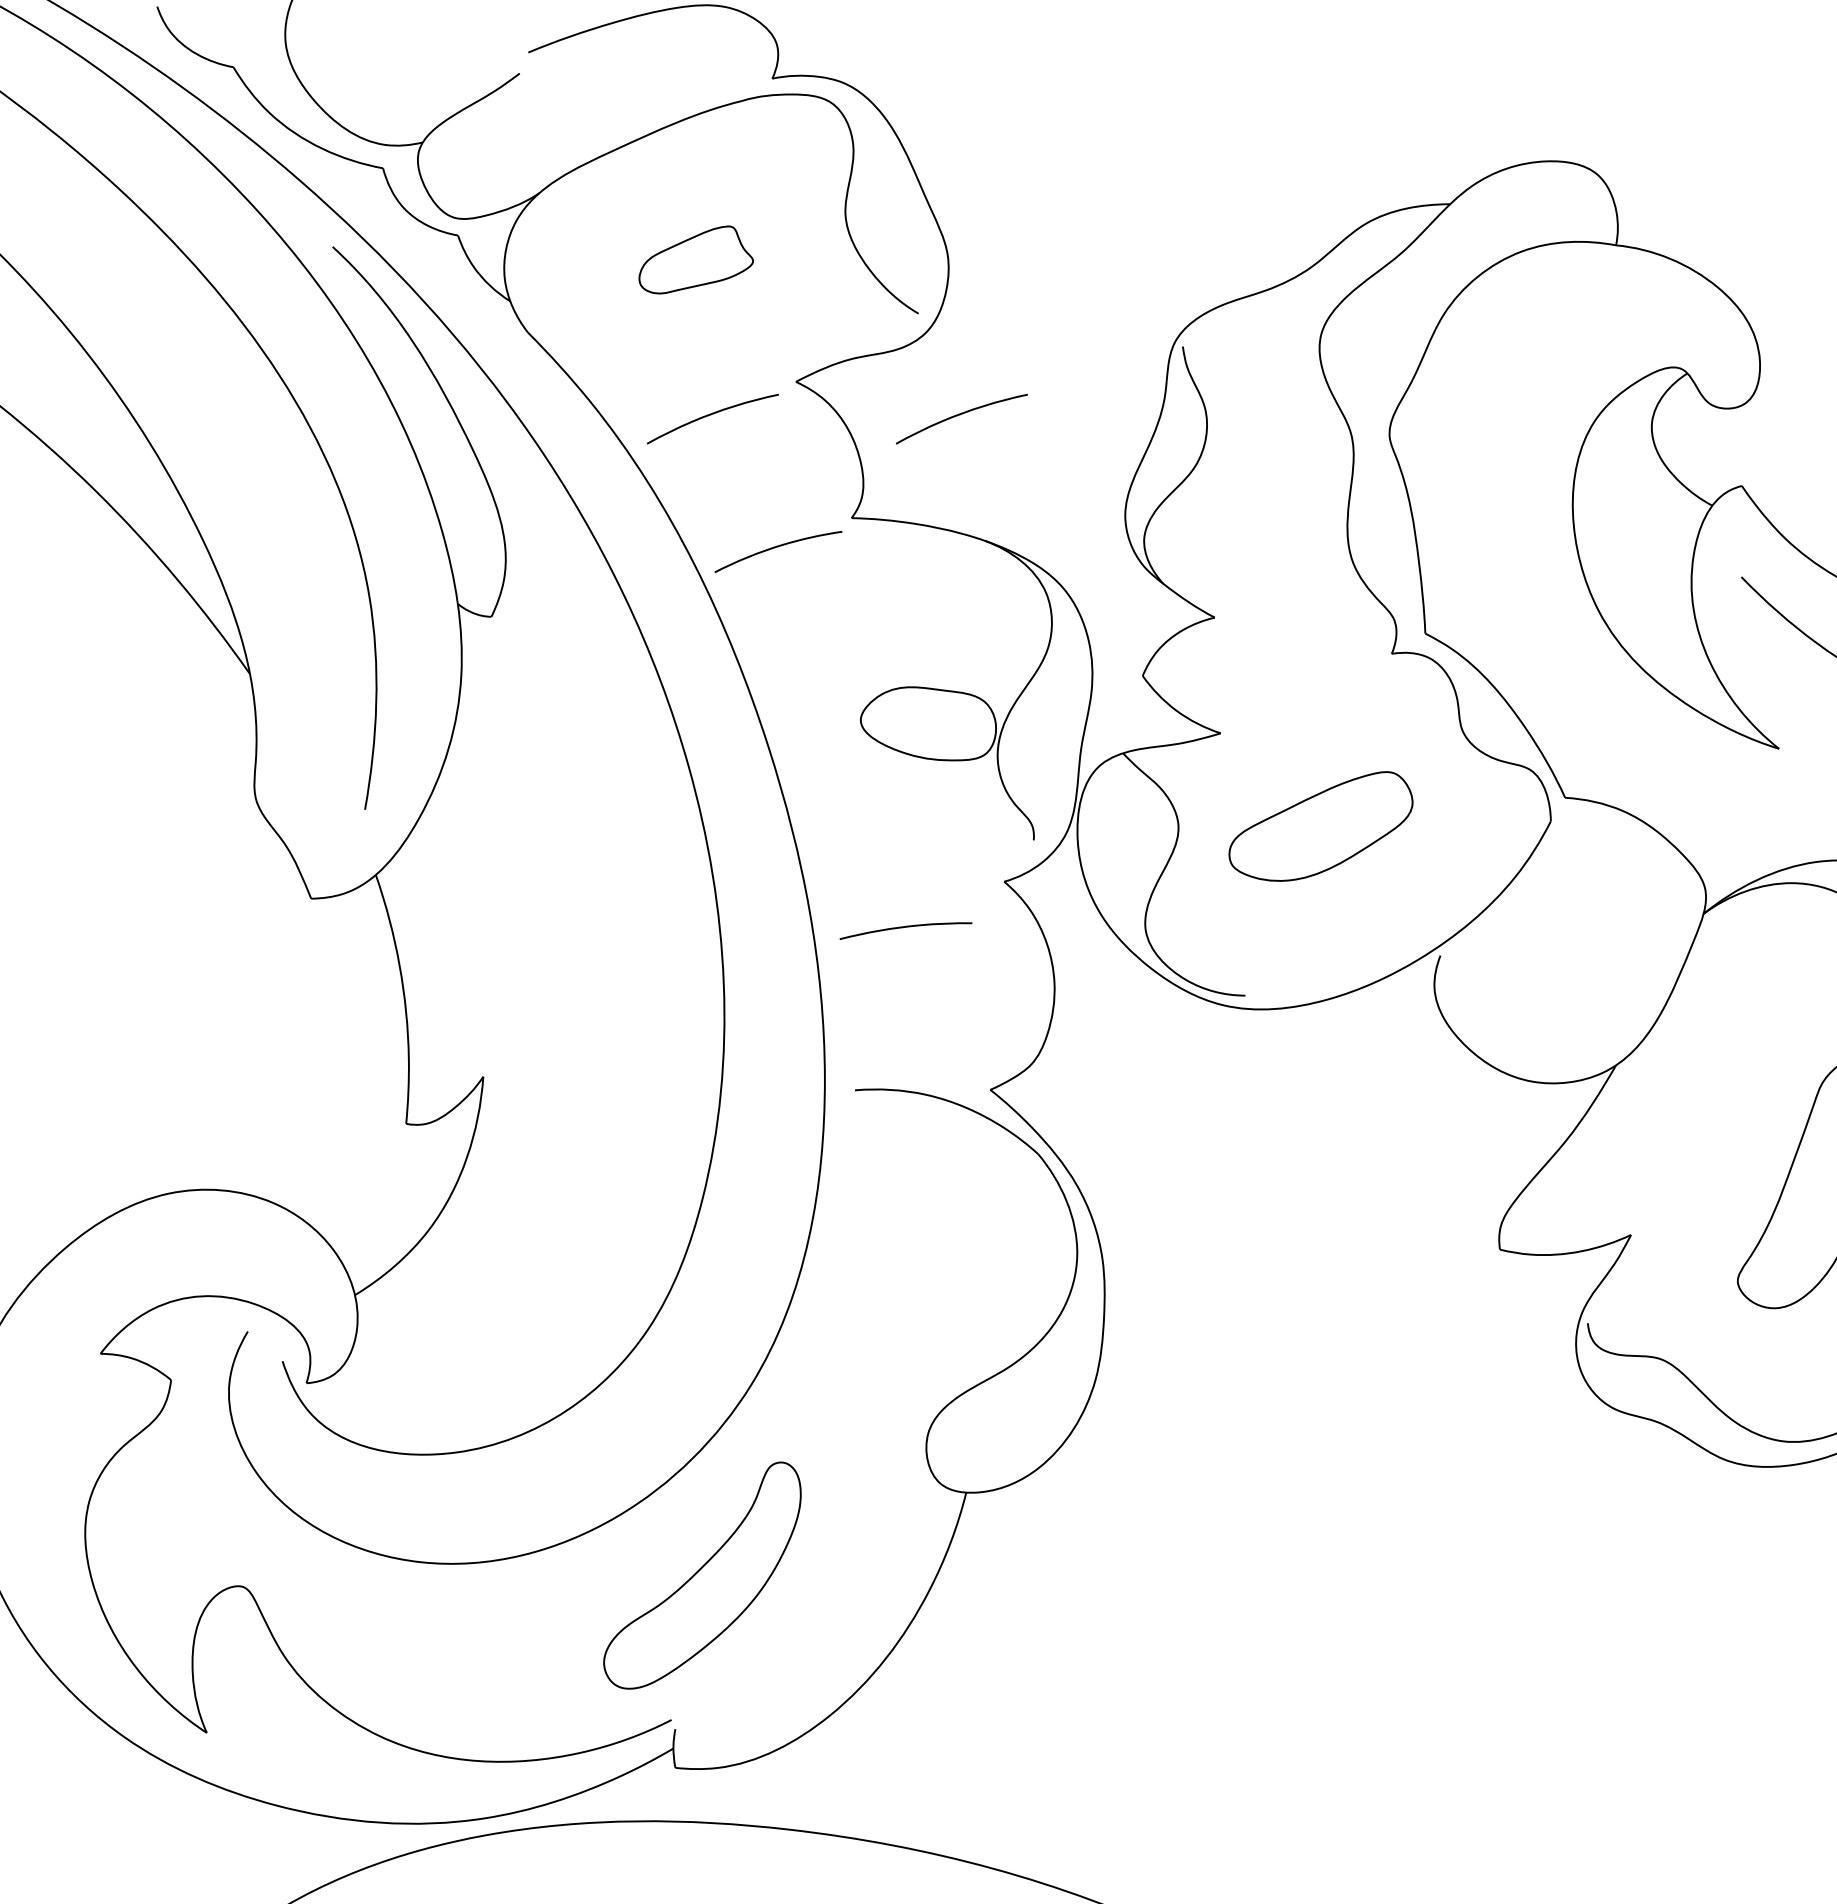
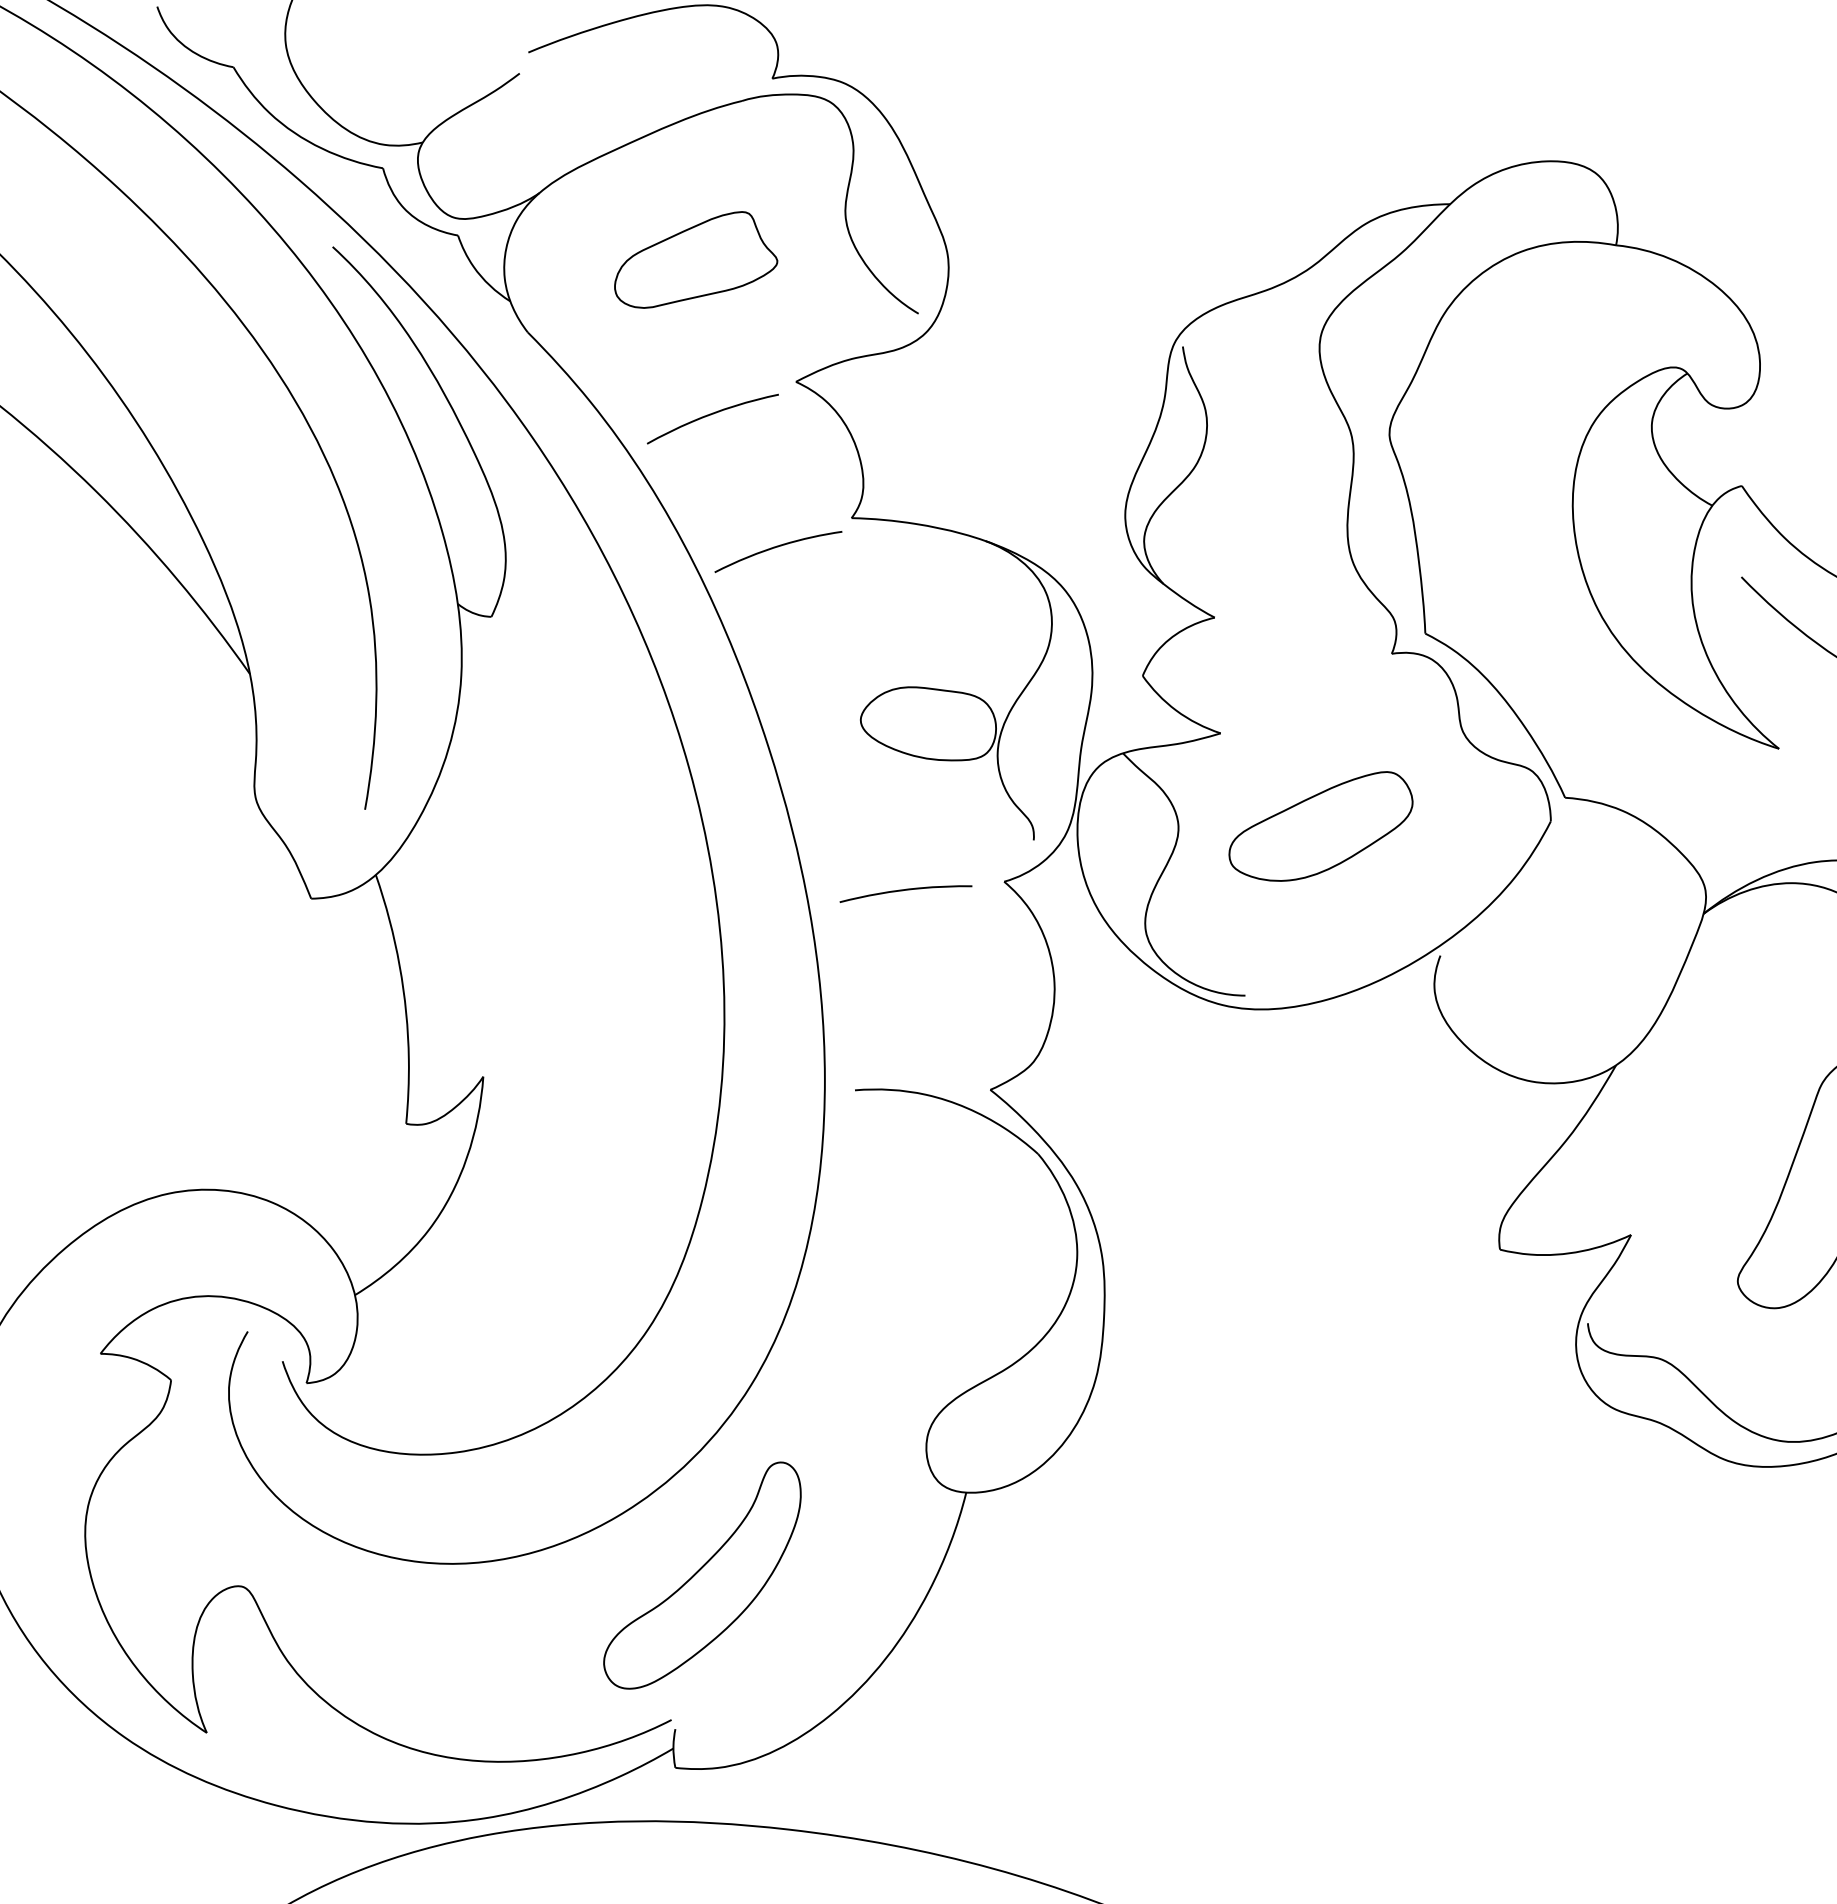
part size: 116x70 px -> 165x98 px (696, 259)
curve: present -> none (960, 415)
curve position: (905, 927) -> (905, 890) (905, 890)
